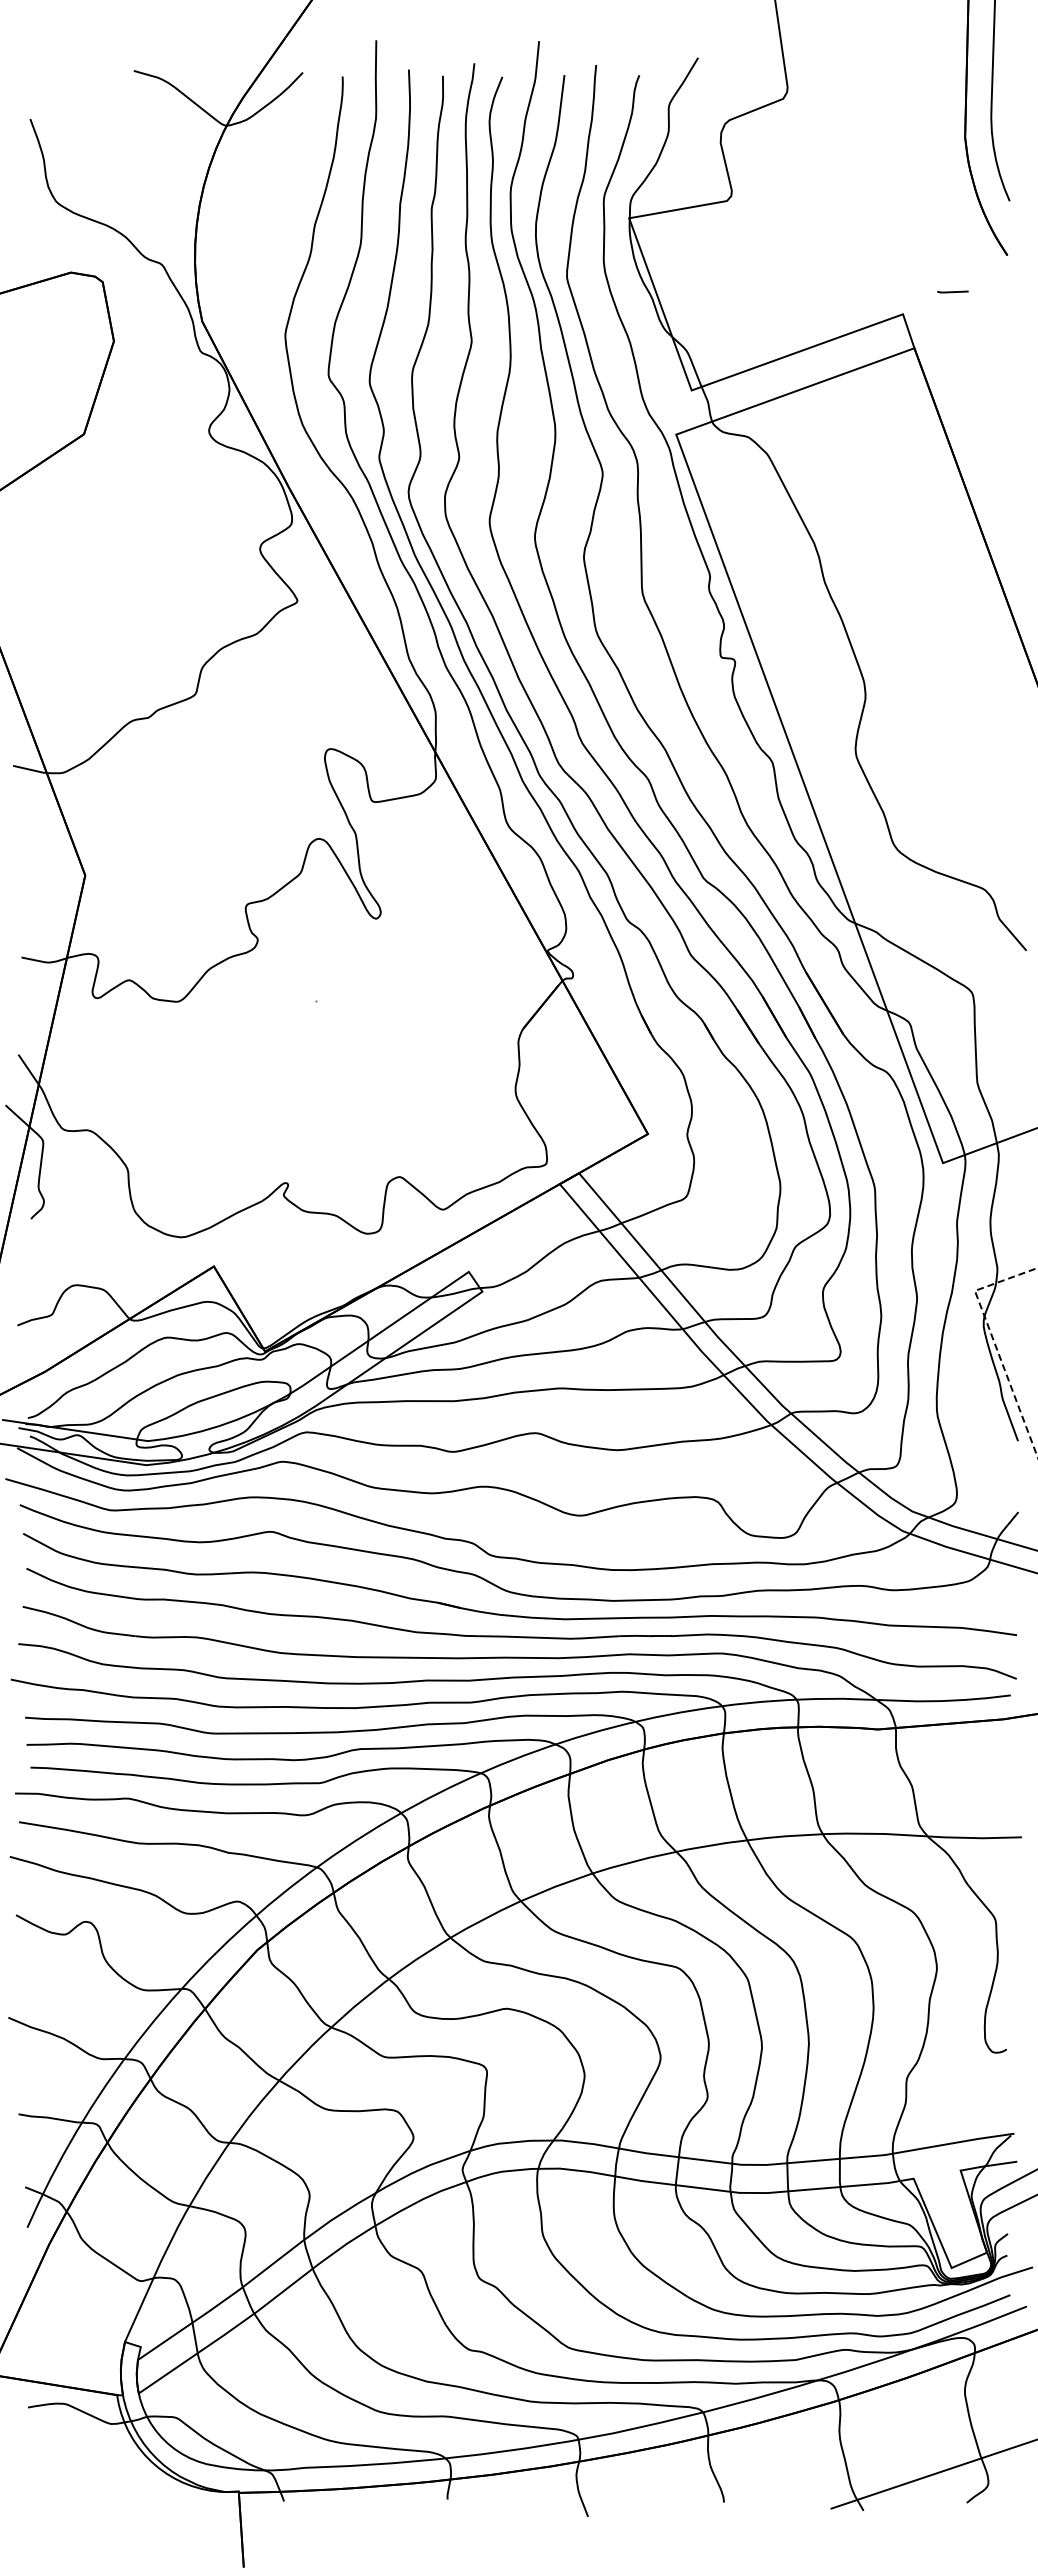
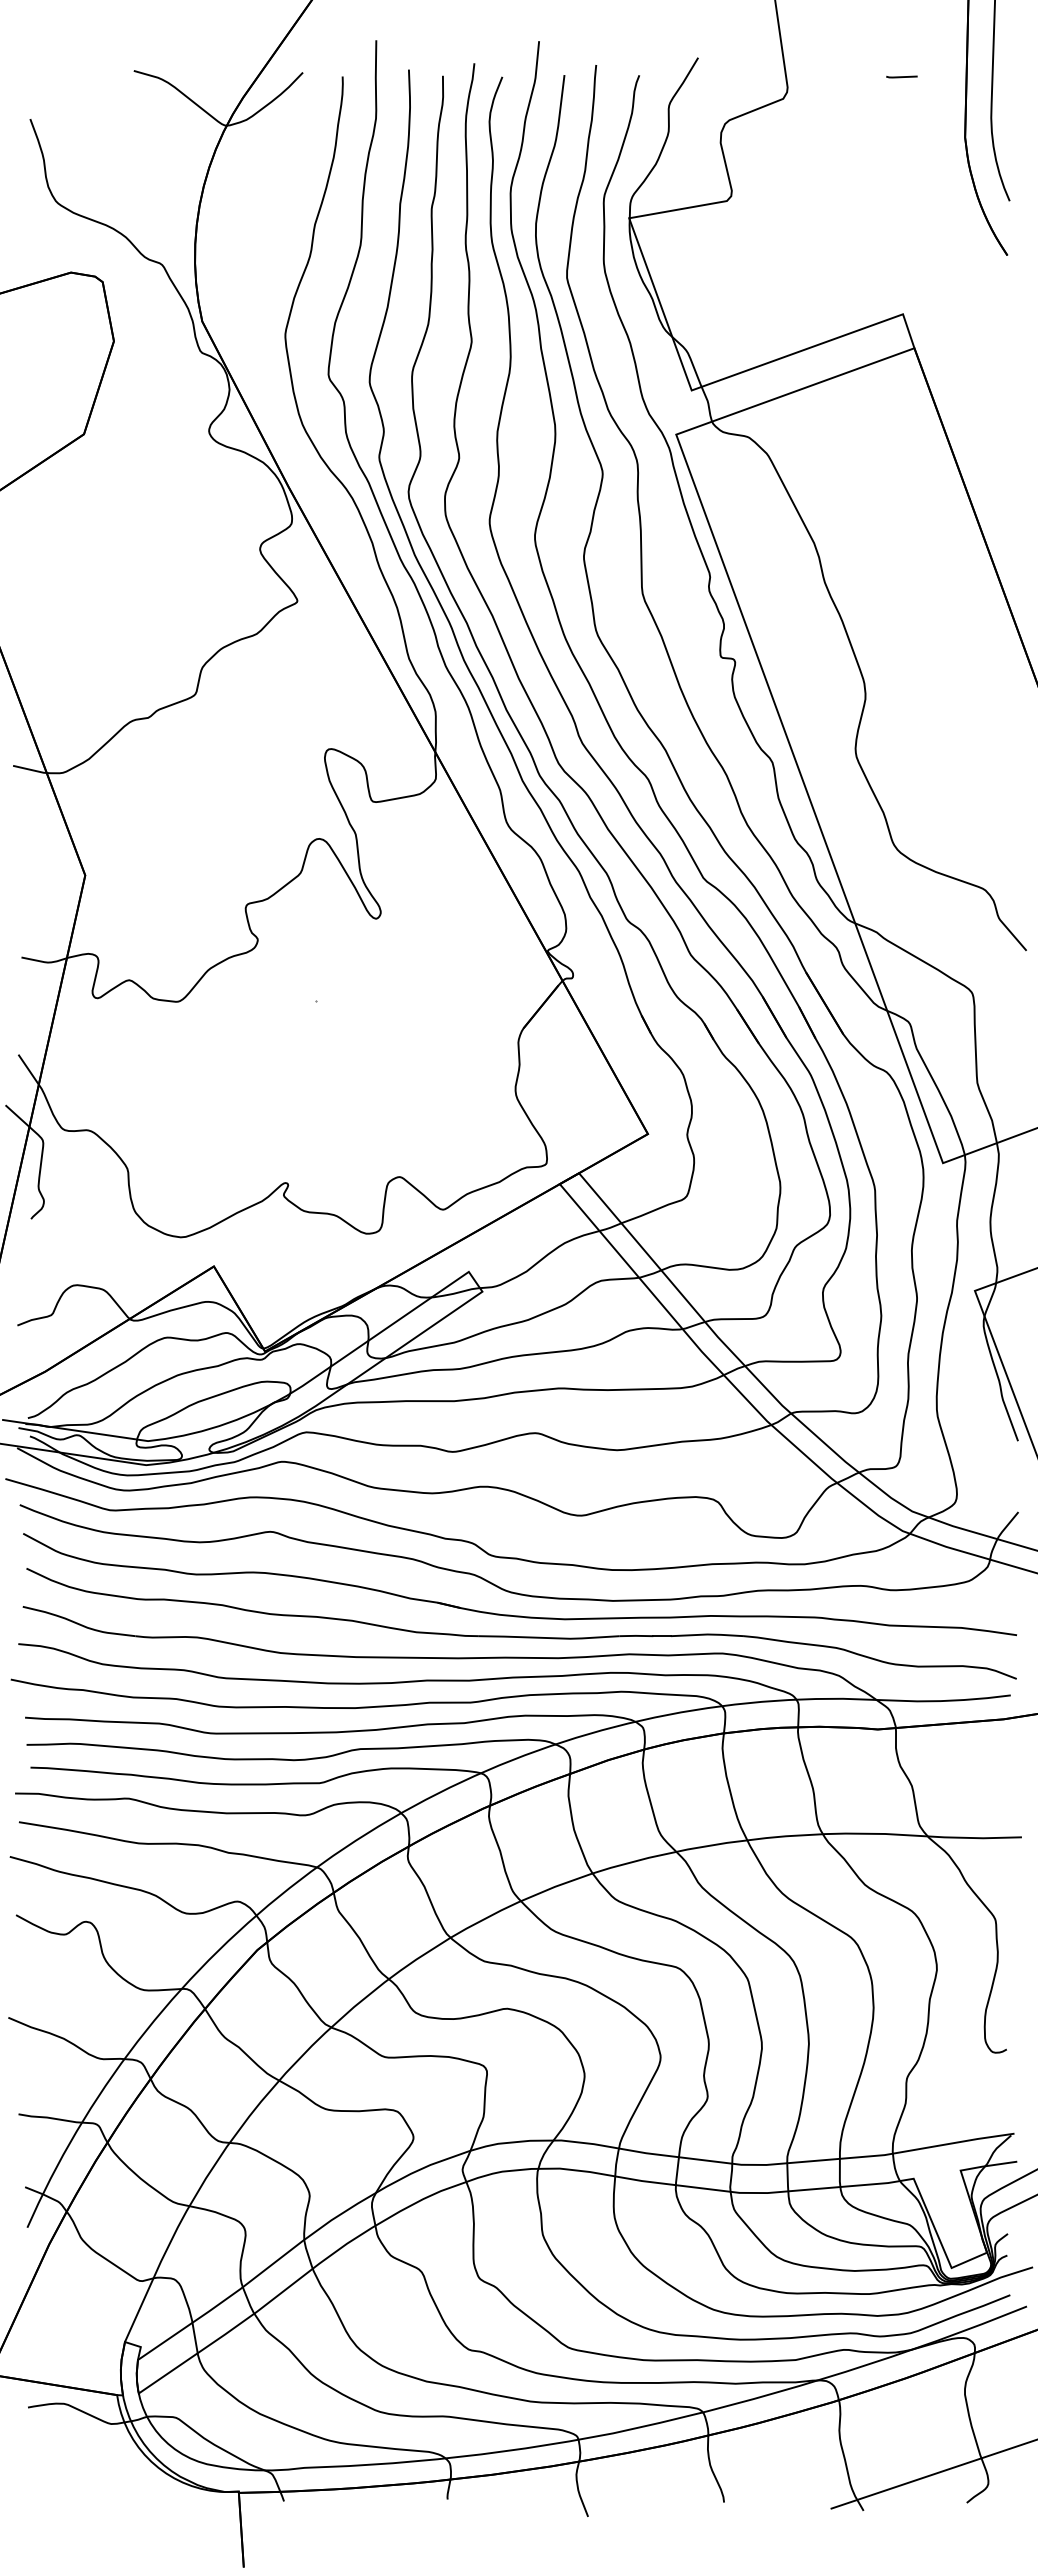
line position: (952, 291) -> (901, 76) (901, 76)
line: dashed -> solid (994, 1342)
